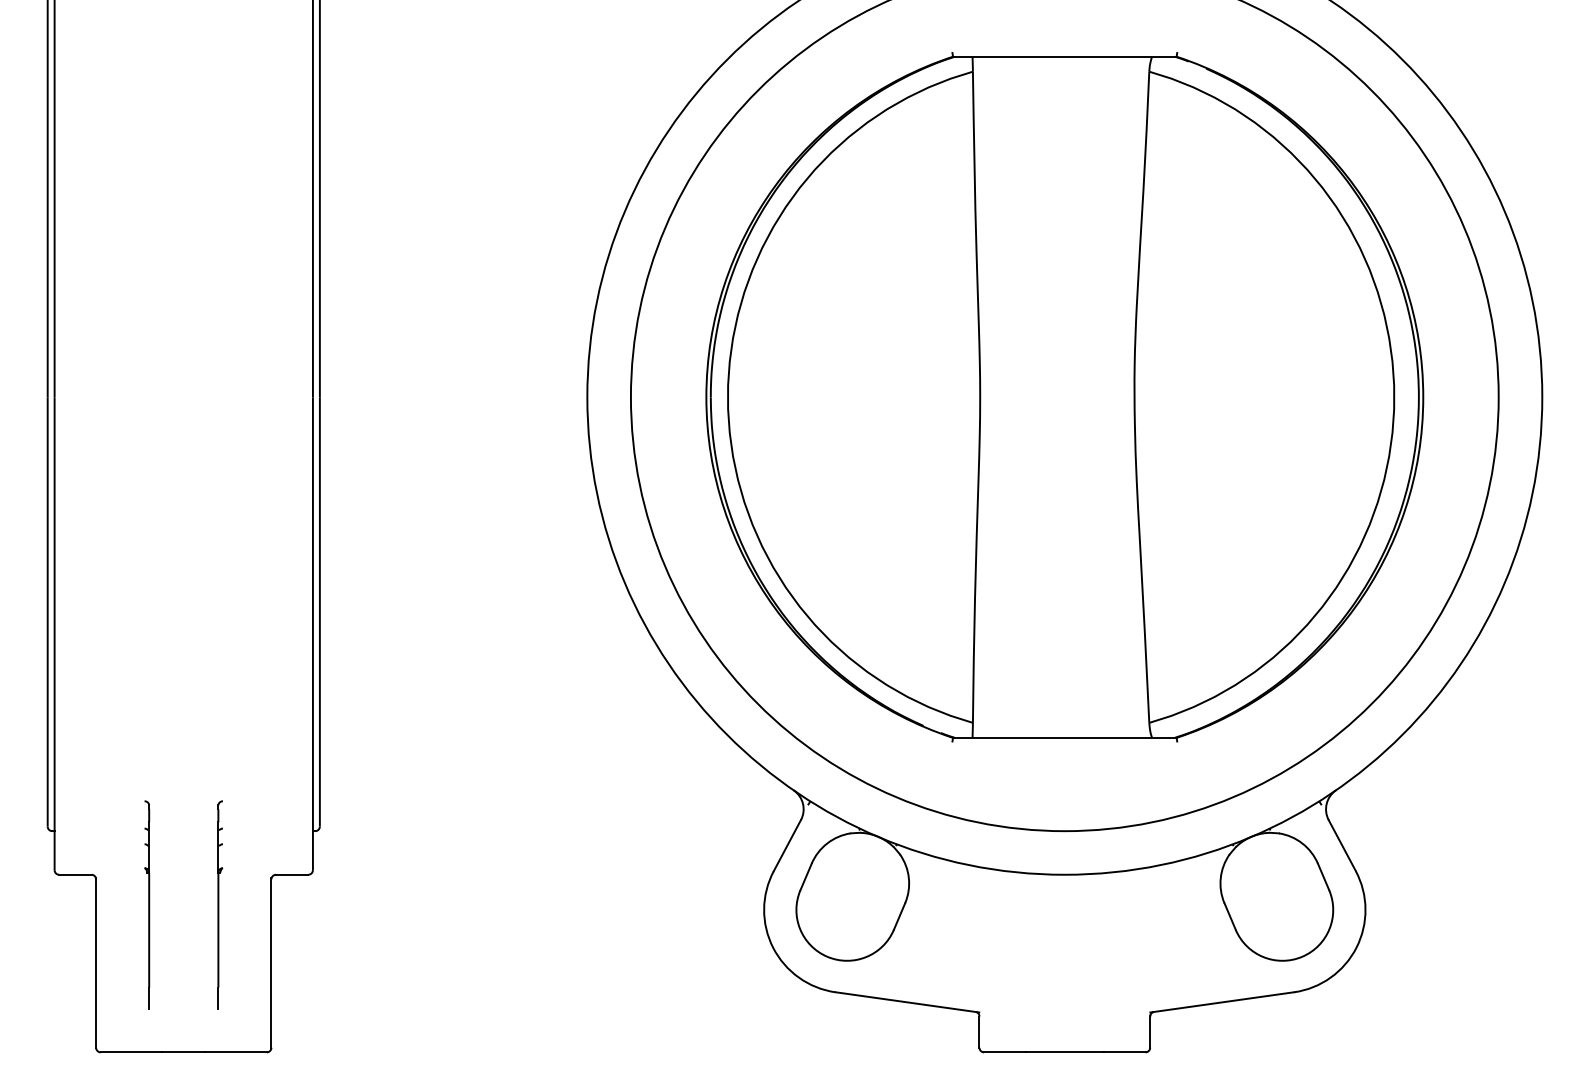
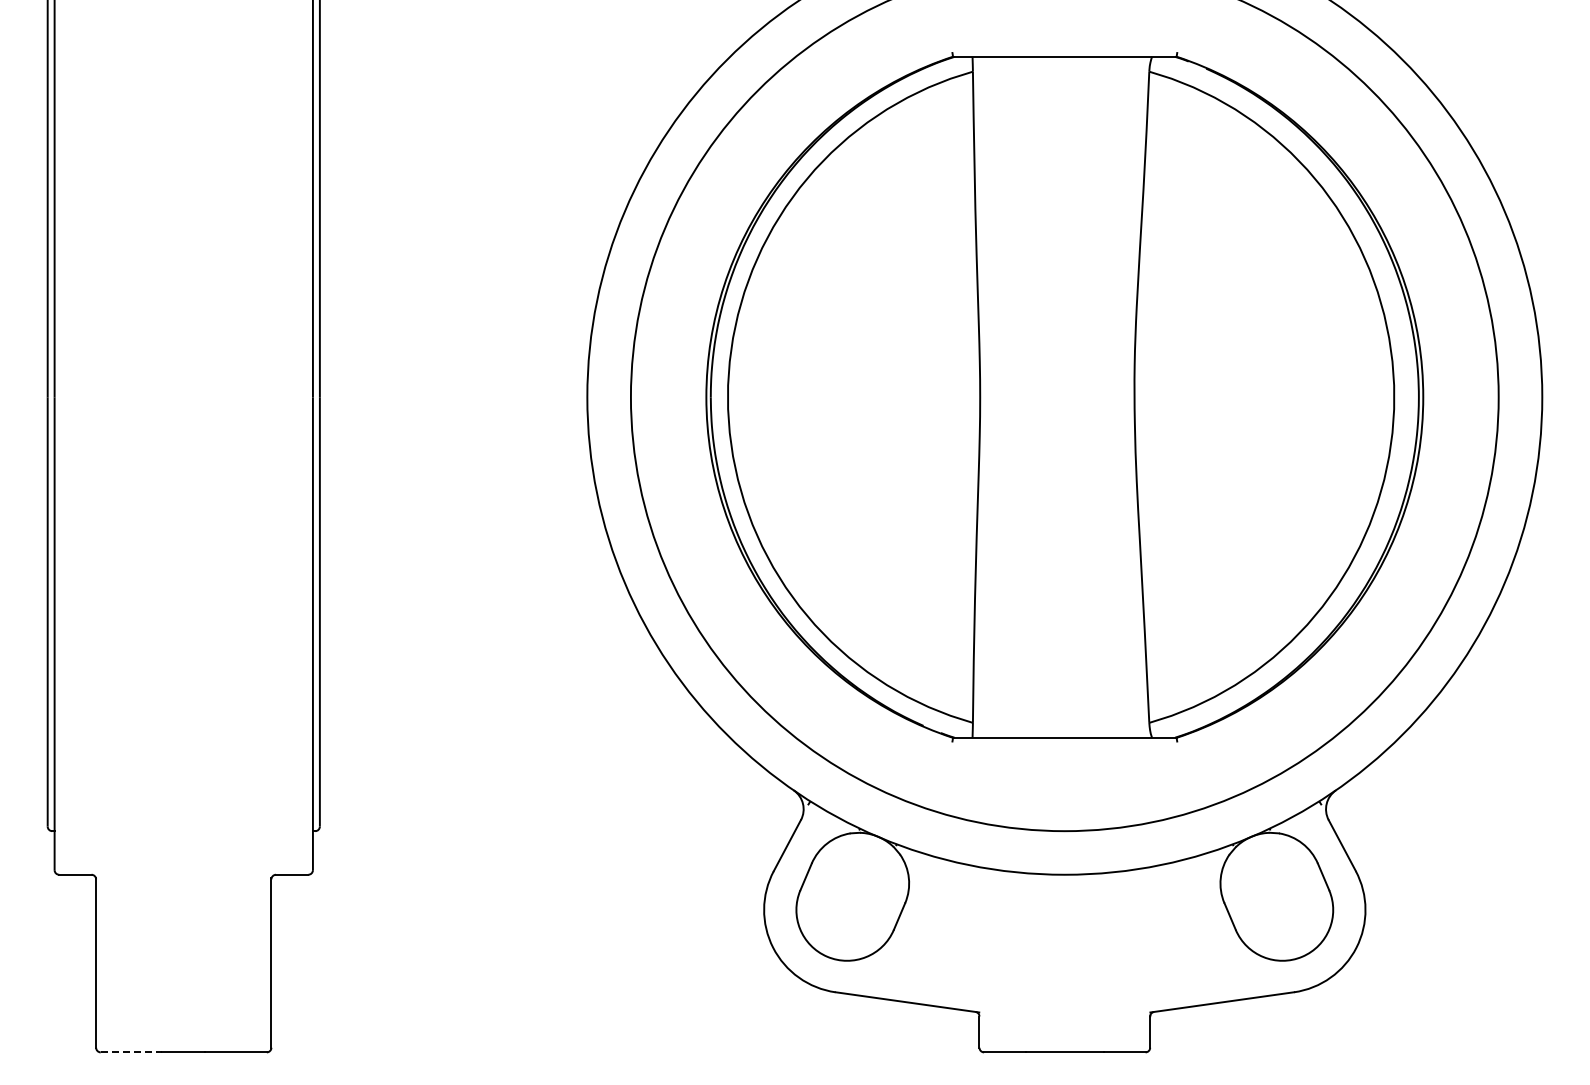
part: present -> none (147, 904)
part: present -> none (220, 904)
line: solid -> dashed (131, 1052)
